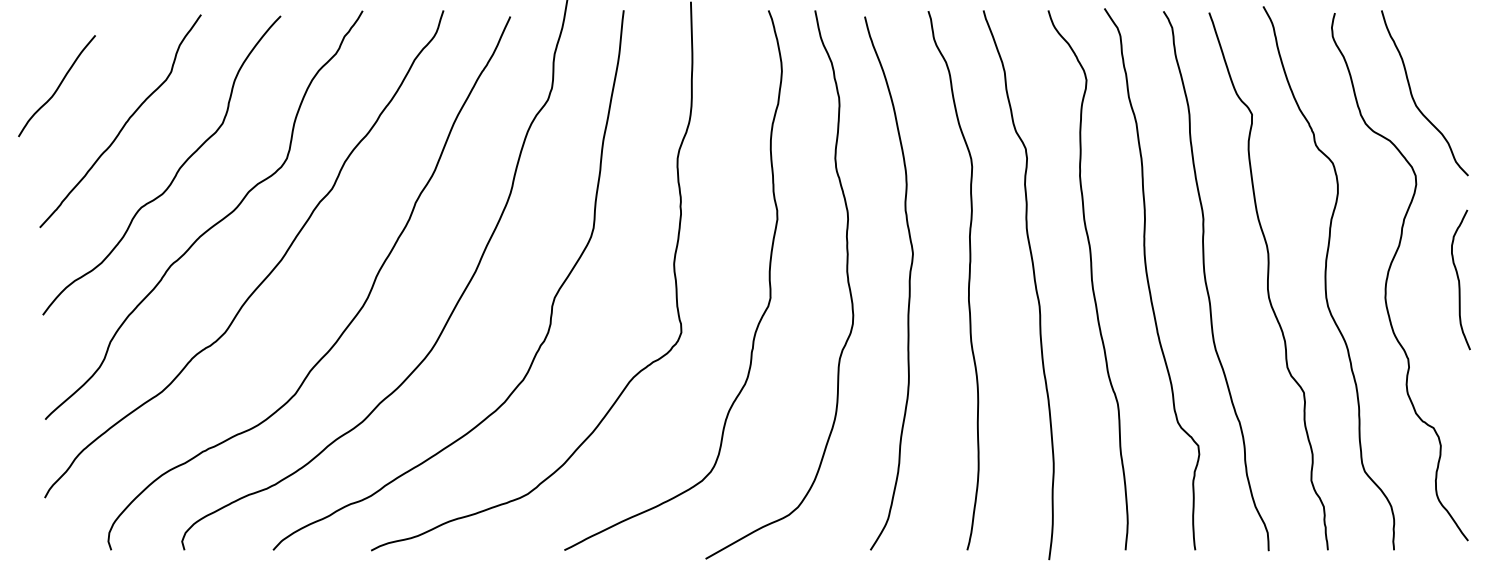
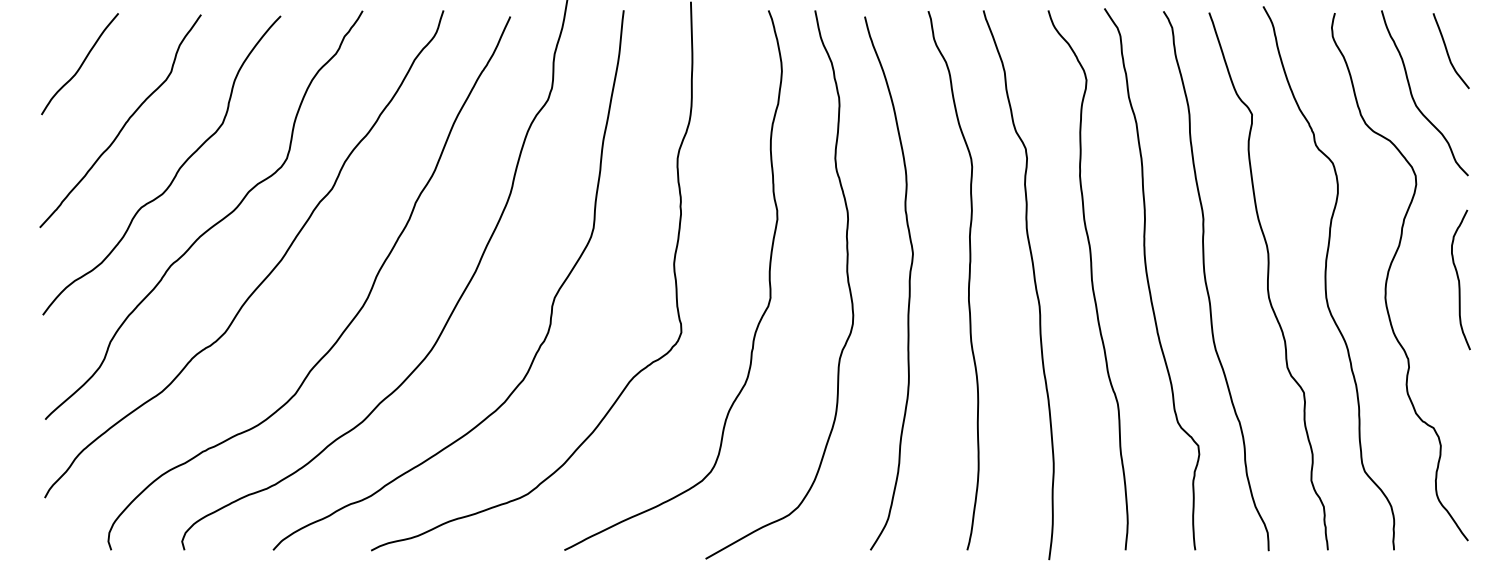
curve: none -> present (1448, 52)
curve position: (57, 86) -> (80, 64) (80, 64)
